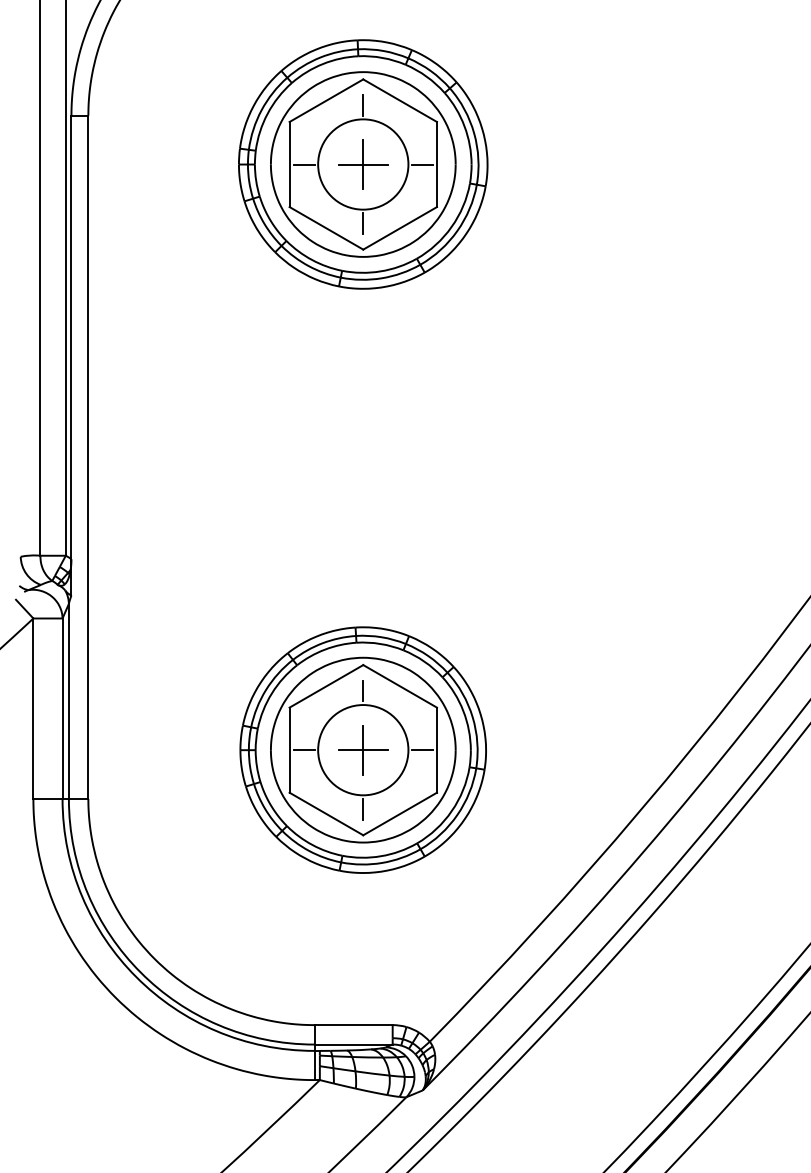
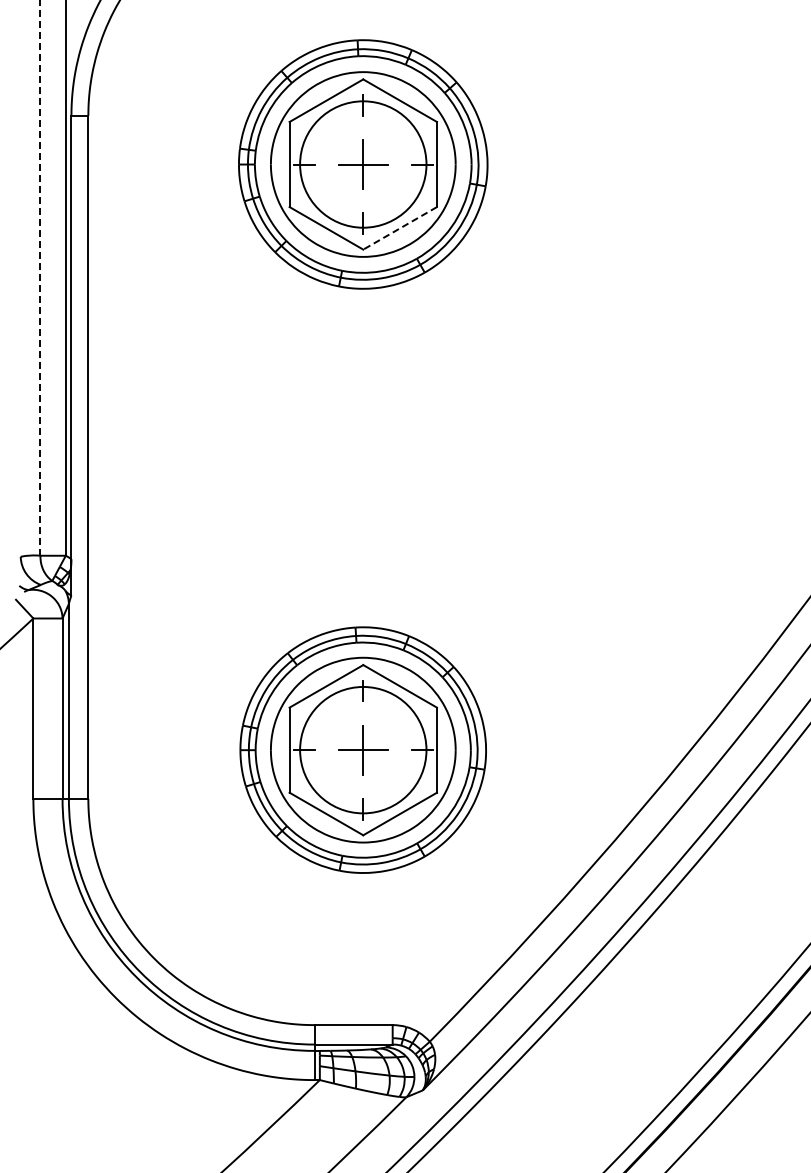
circle diameter: 90 px -> 126 px (363, 164)
line: solid -> dashed (400, 228)
line: solid -> dashed (40, 278)
circle diameter: 90 px -> 126 px (363, 749)
